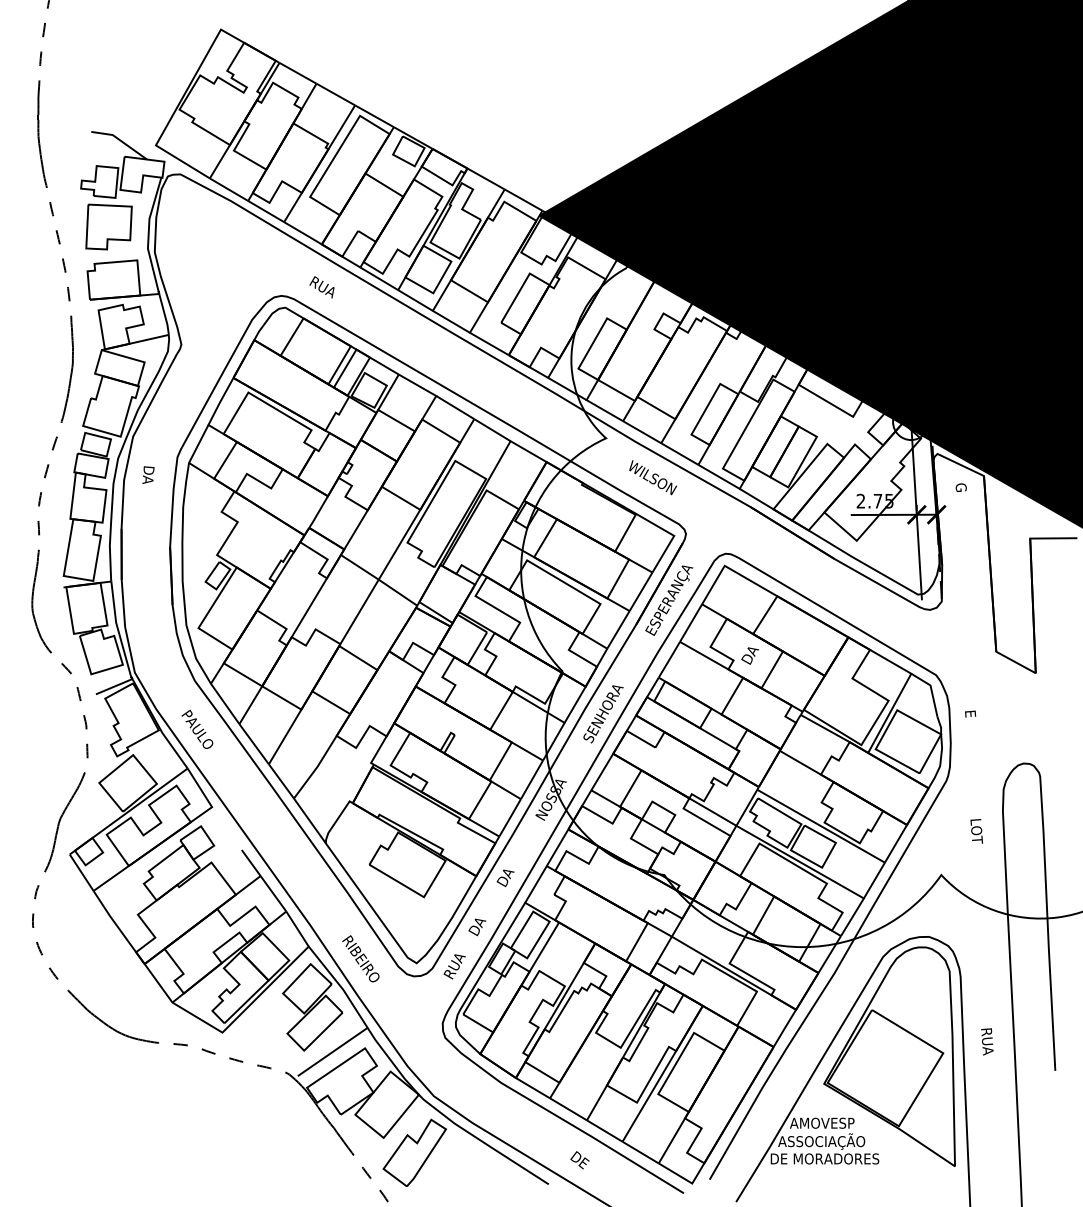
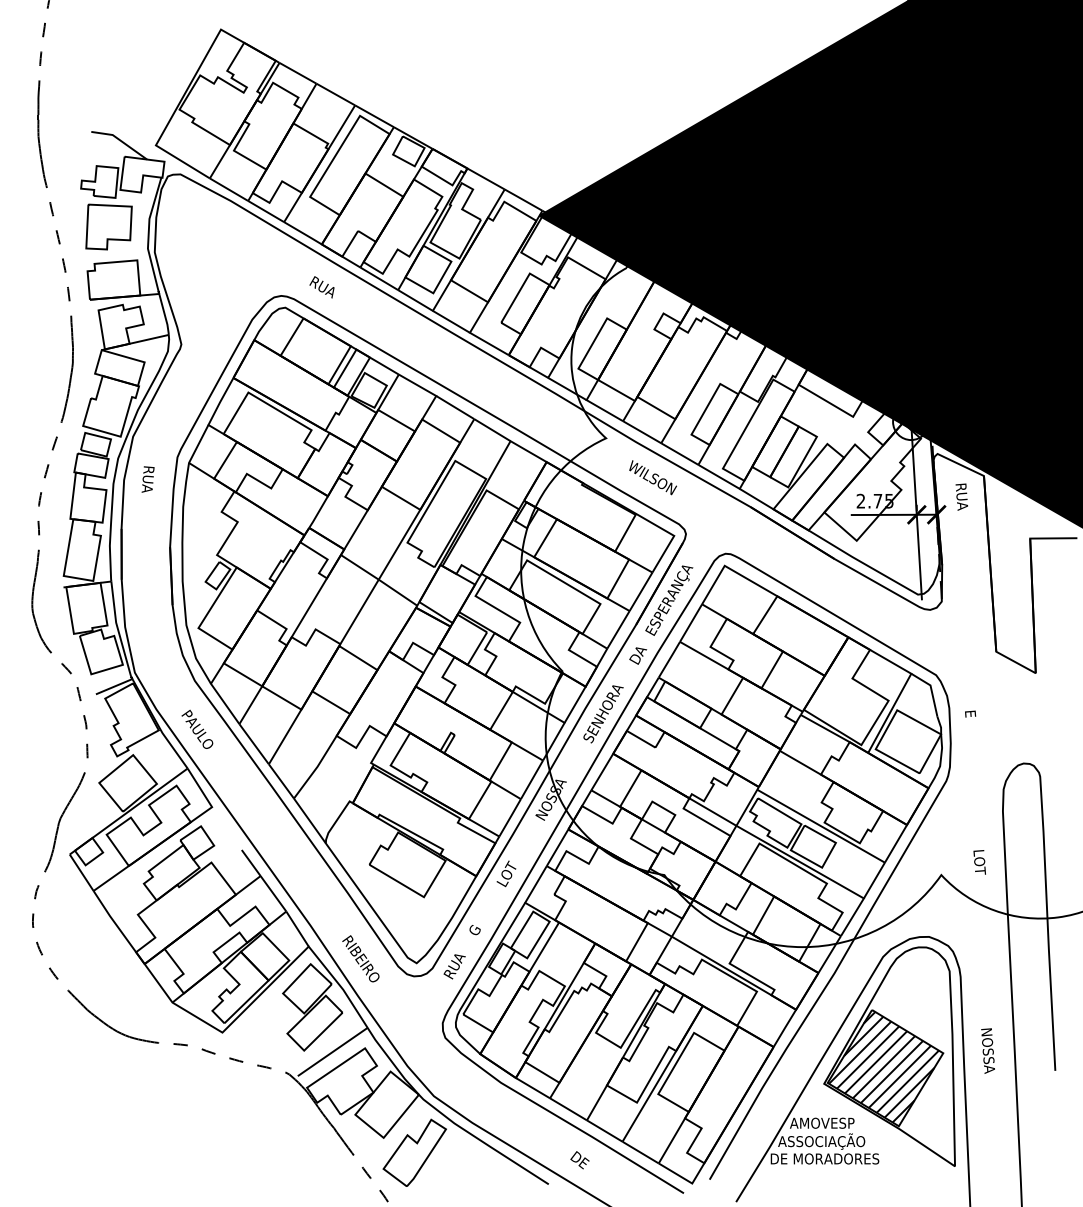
text: DA -> RUA (147, 479)
text: G -> RUA (961, 496)
text position: (750, 655) -> (638, 655) (638, 655)
text position: (976, 831) -> (979, 862) (979, 862)
text: DA -> LOT (506, 871)
text: DA -> G (477, 927)
text: RUA -> NOSSA (987, 1051)
hatch: none -> present (883, 1066)
